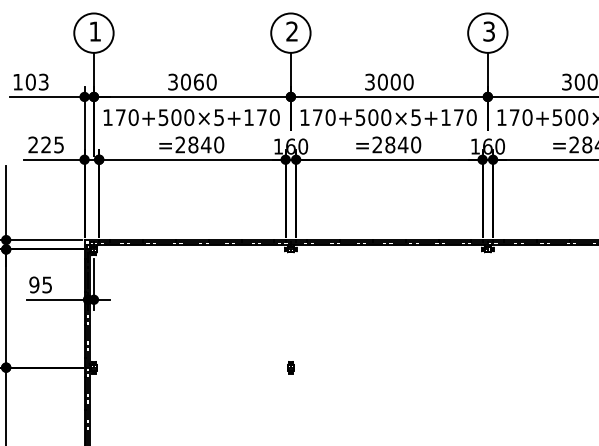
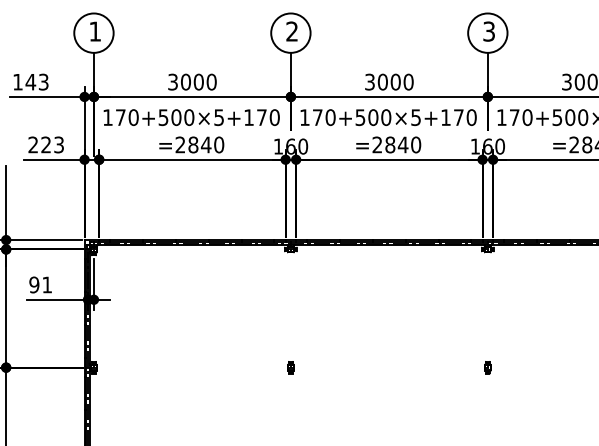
text: 103 -> 143 (30, 81)
text: 3060 -> 3000 (198, 81)
text: 225 -> 223 (58, 144)
text: 95 -> 91 (46, 284)
part: none -> present (487, 367)
